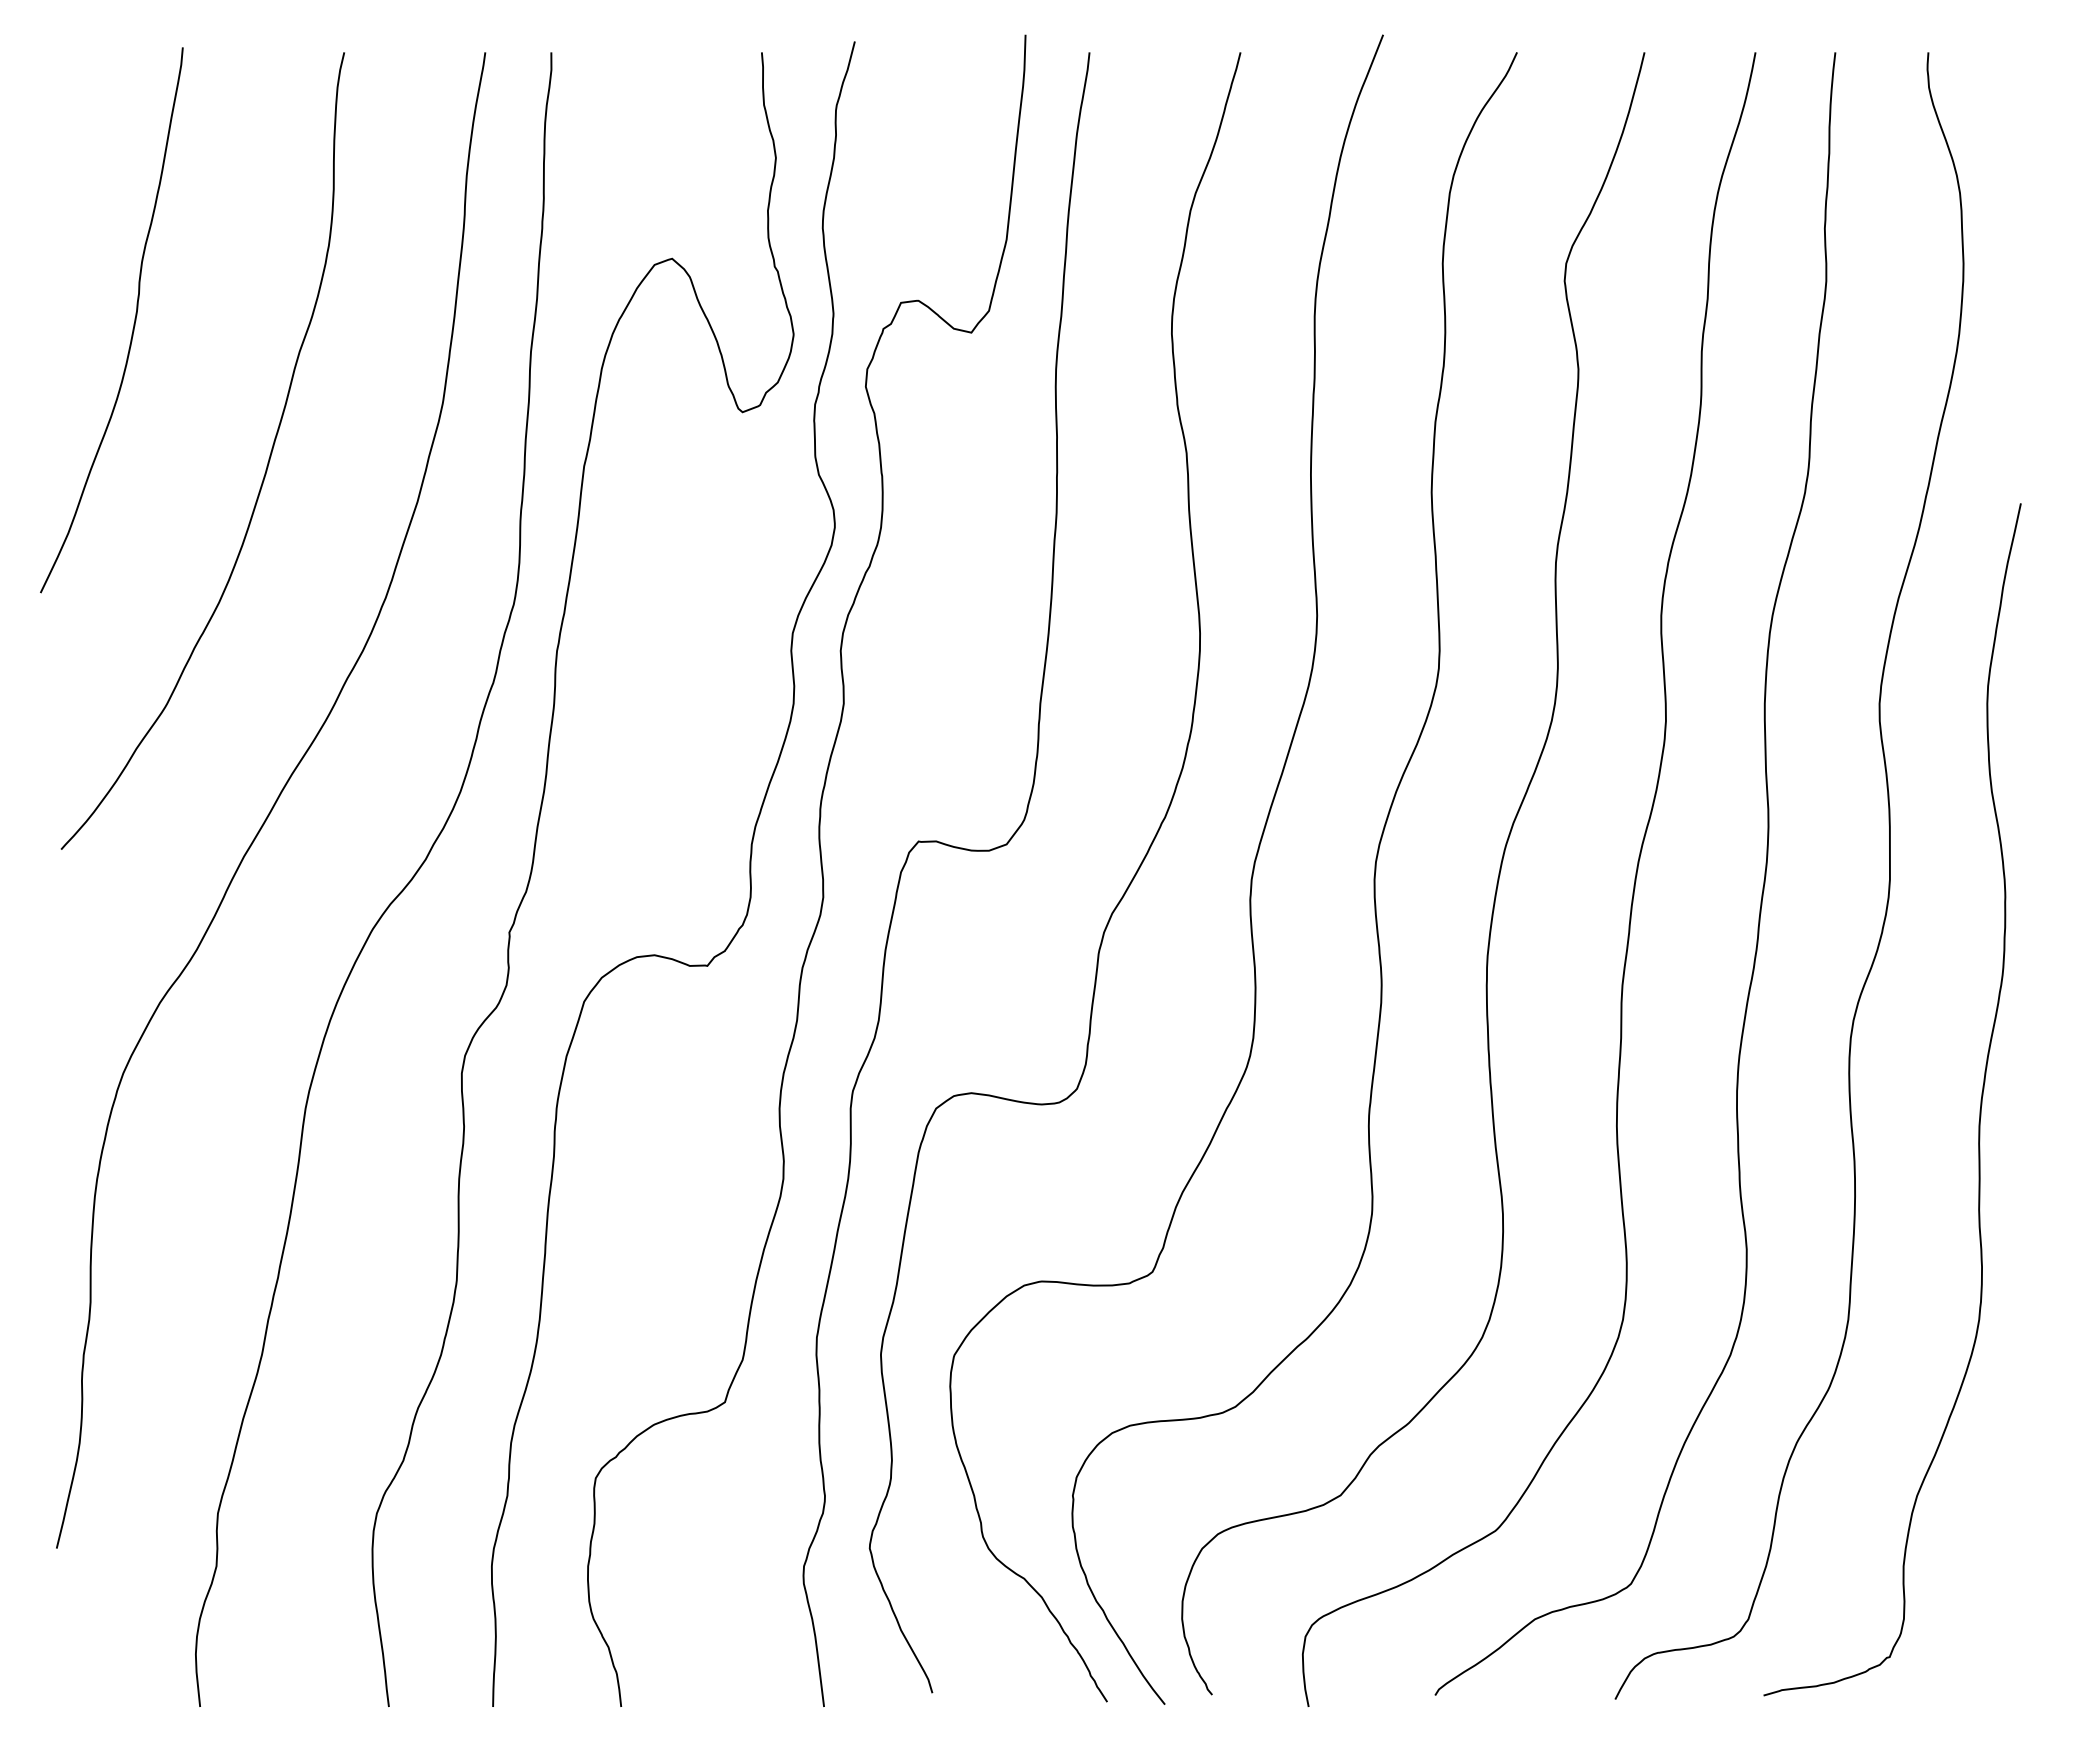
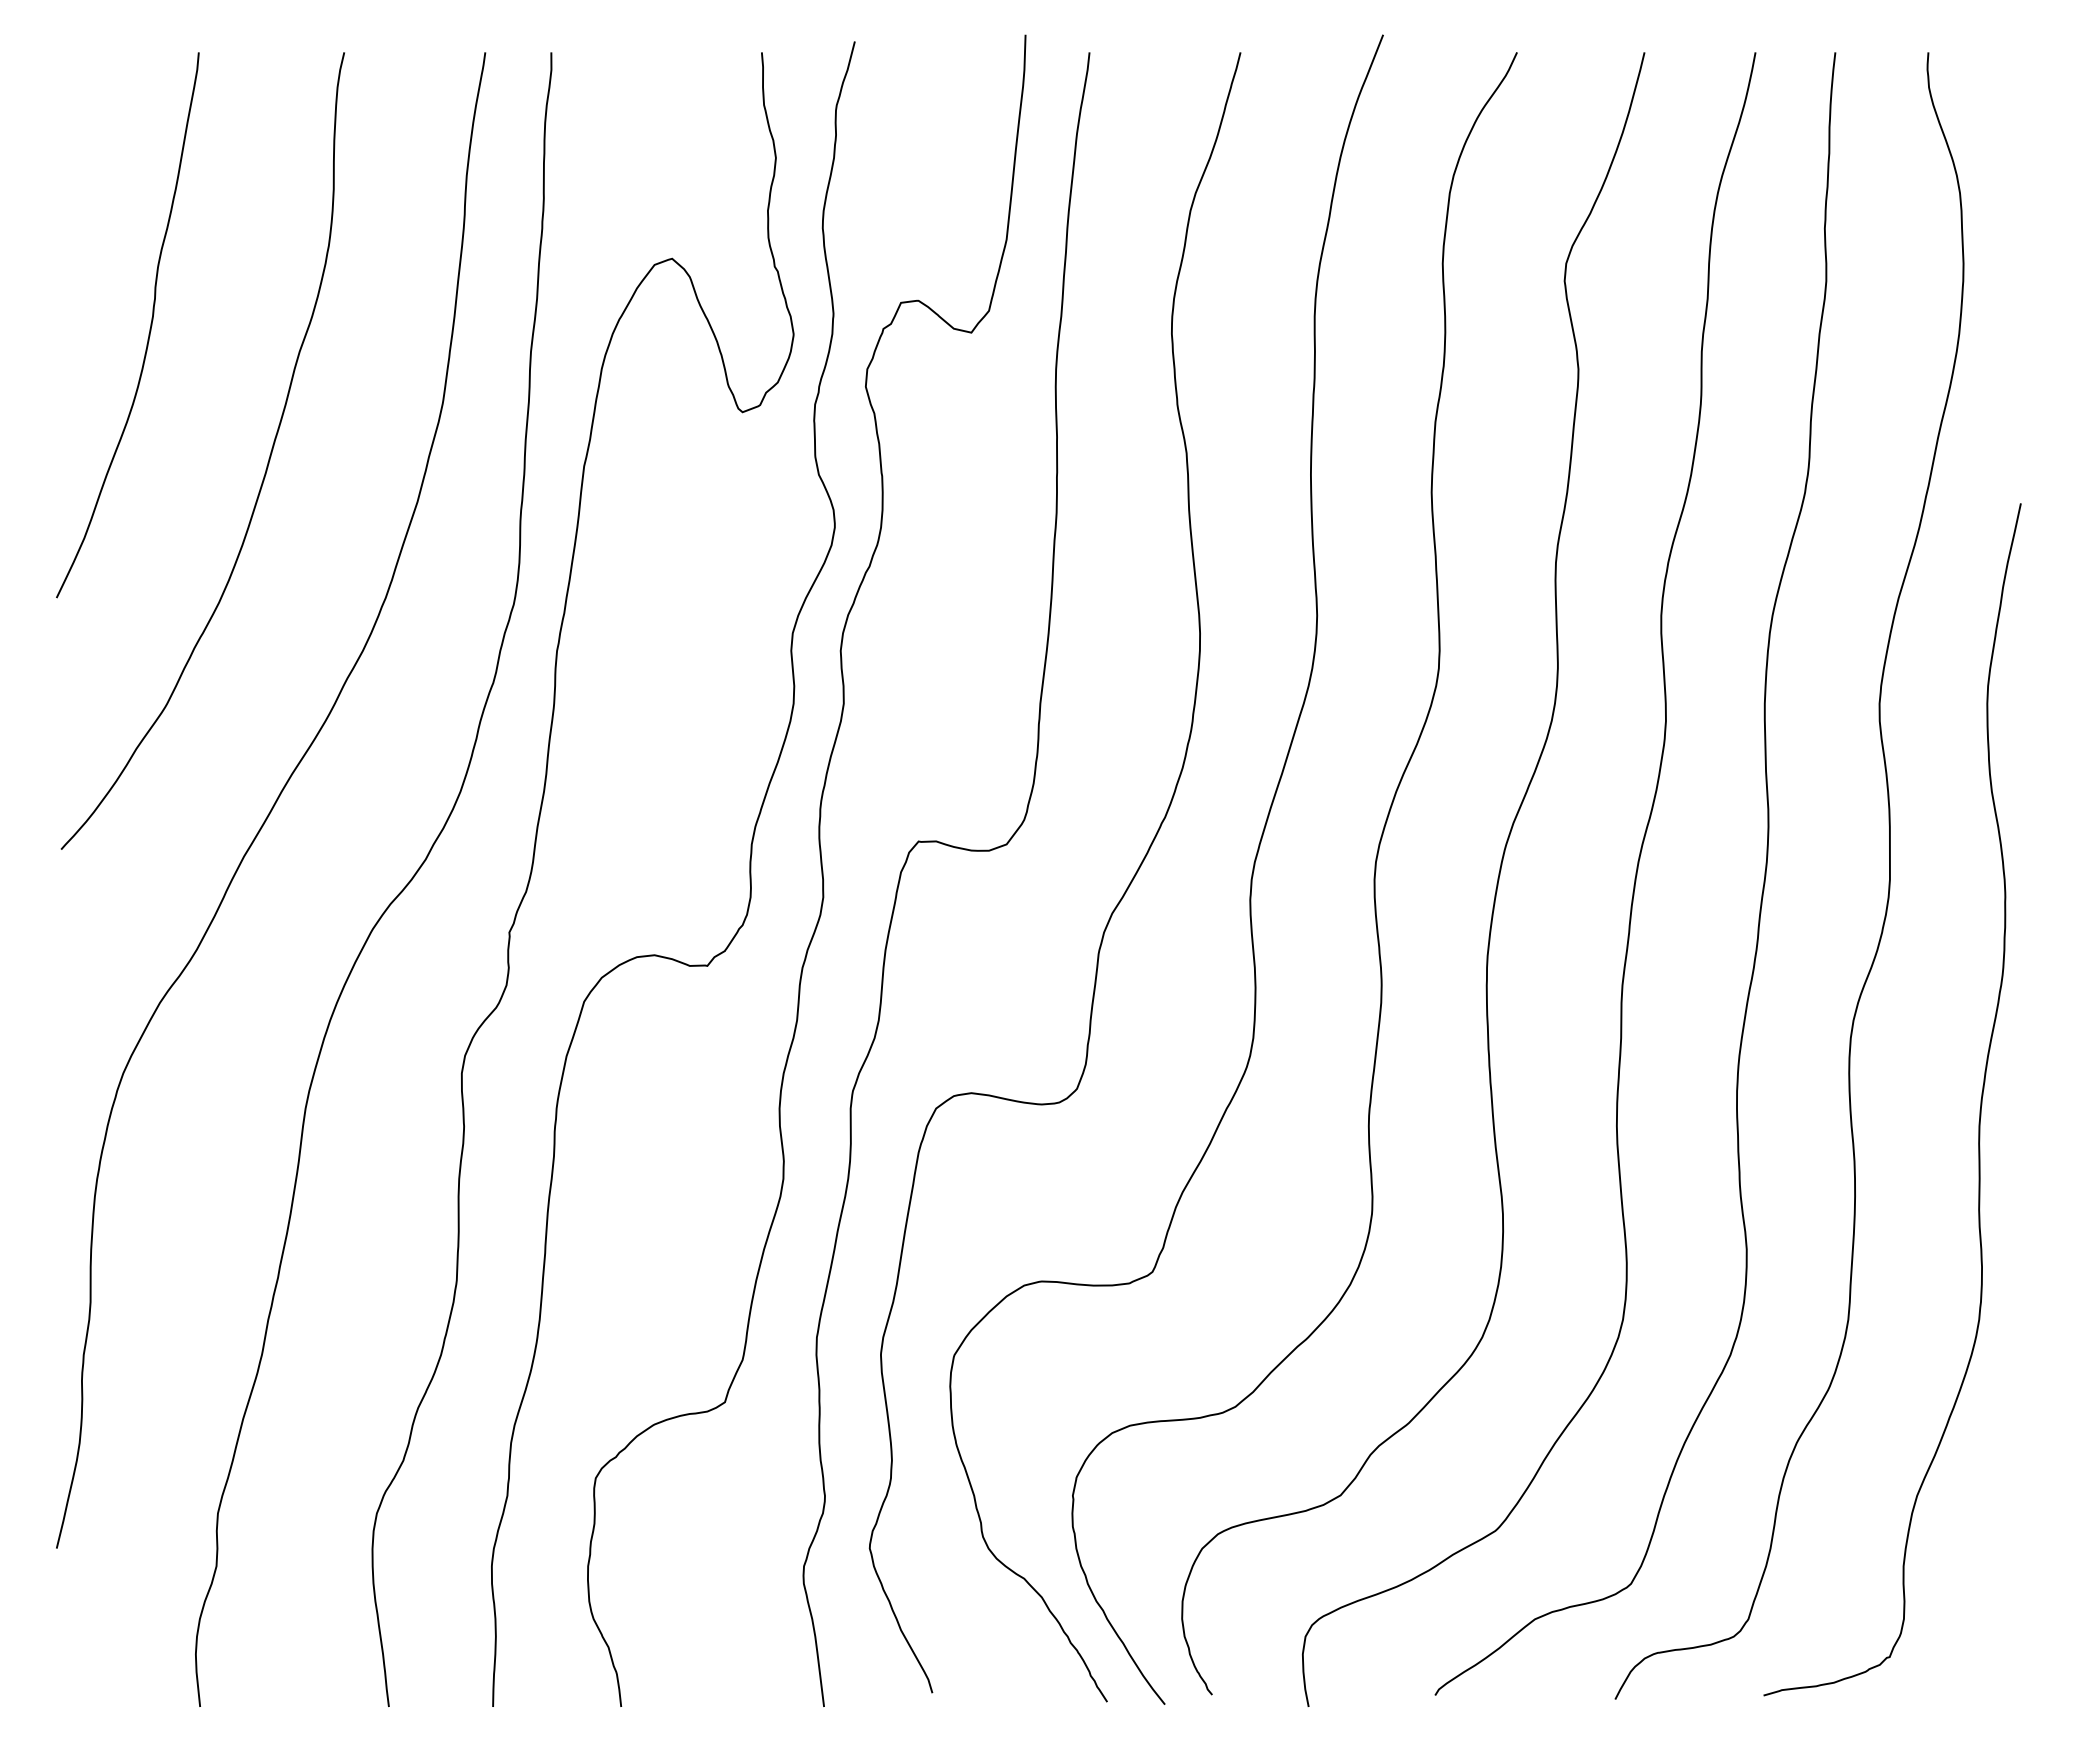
curve position: (133, 323) -> (149, 328) (149, 328)
